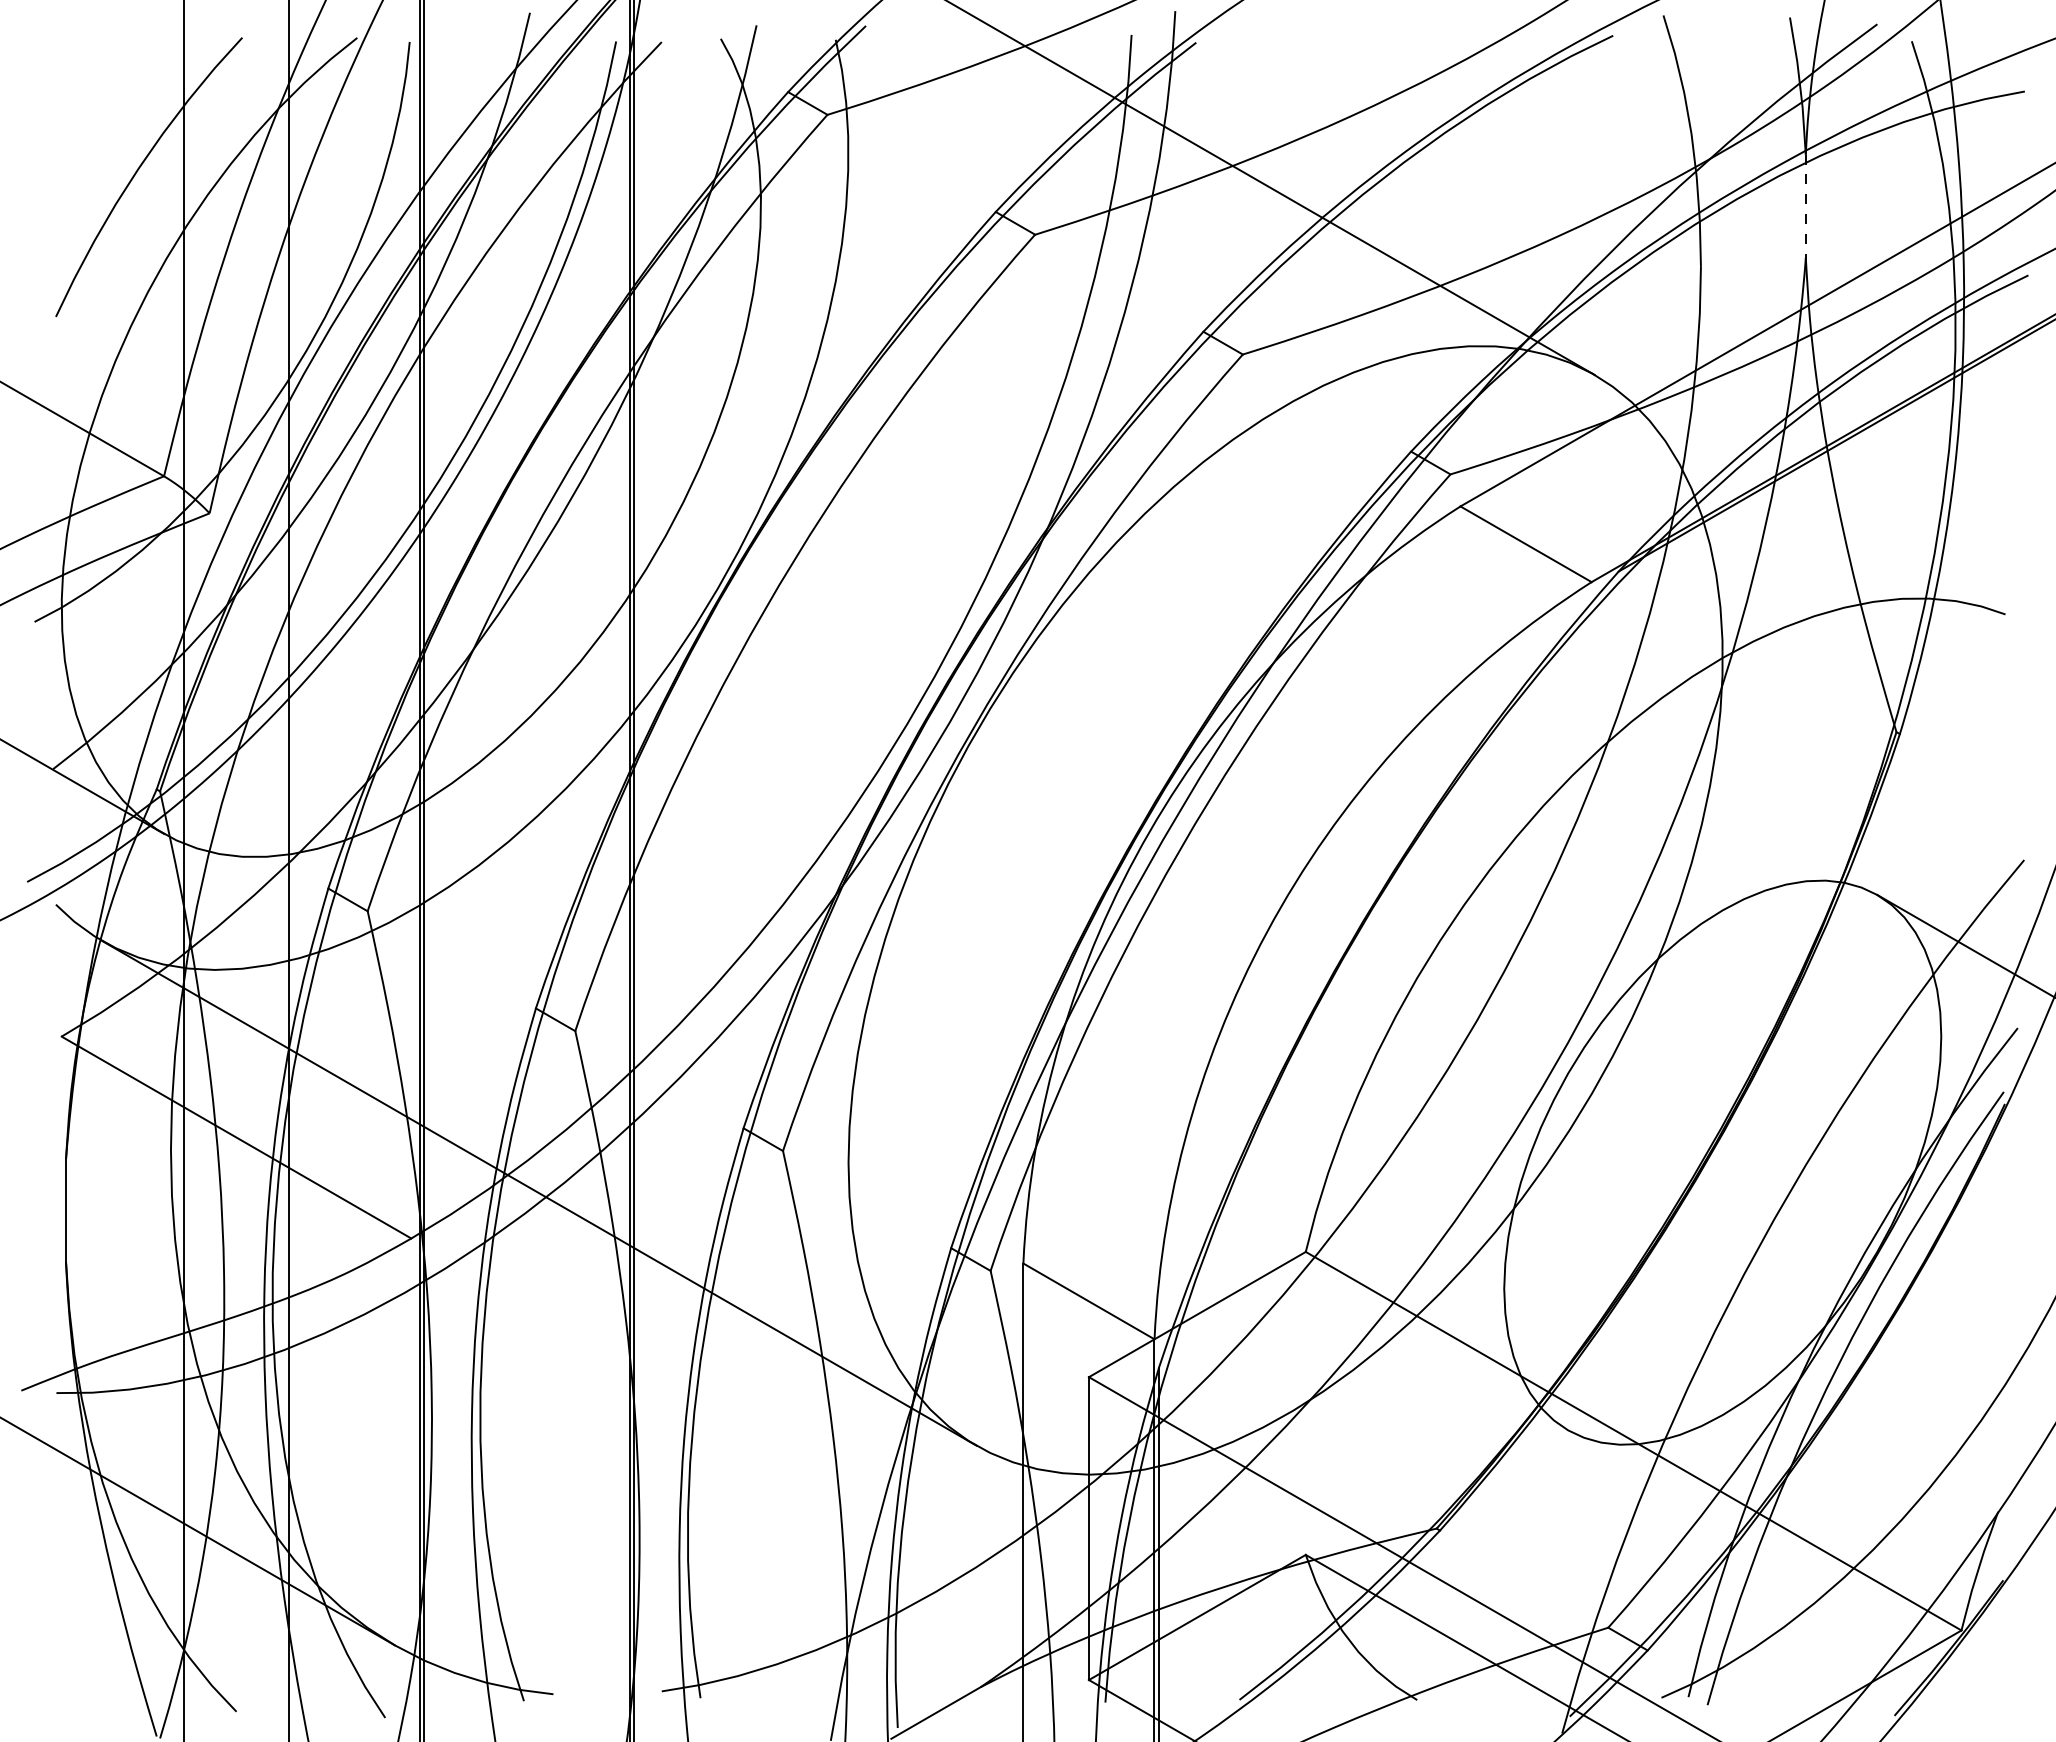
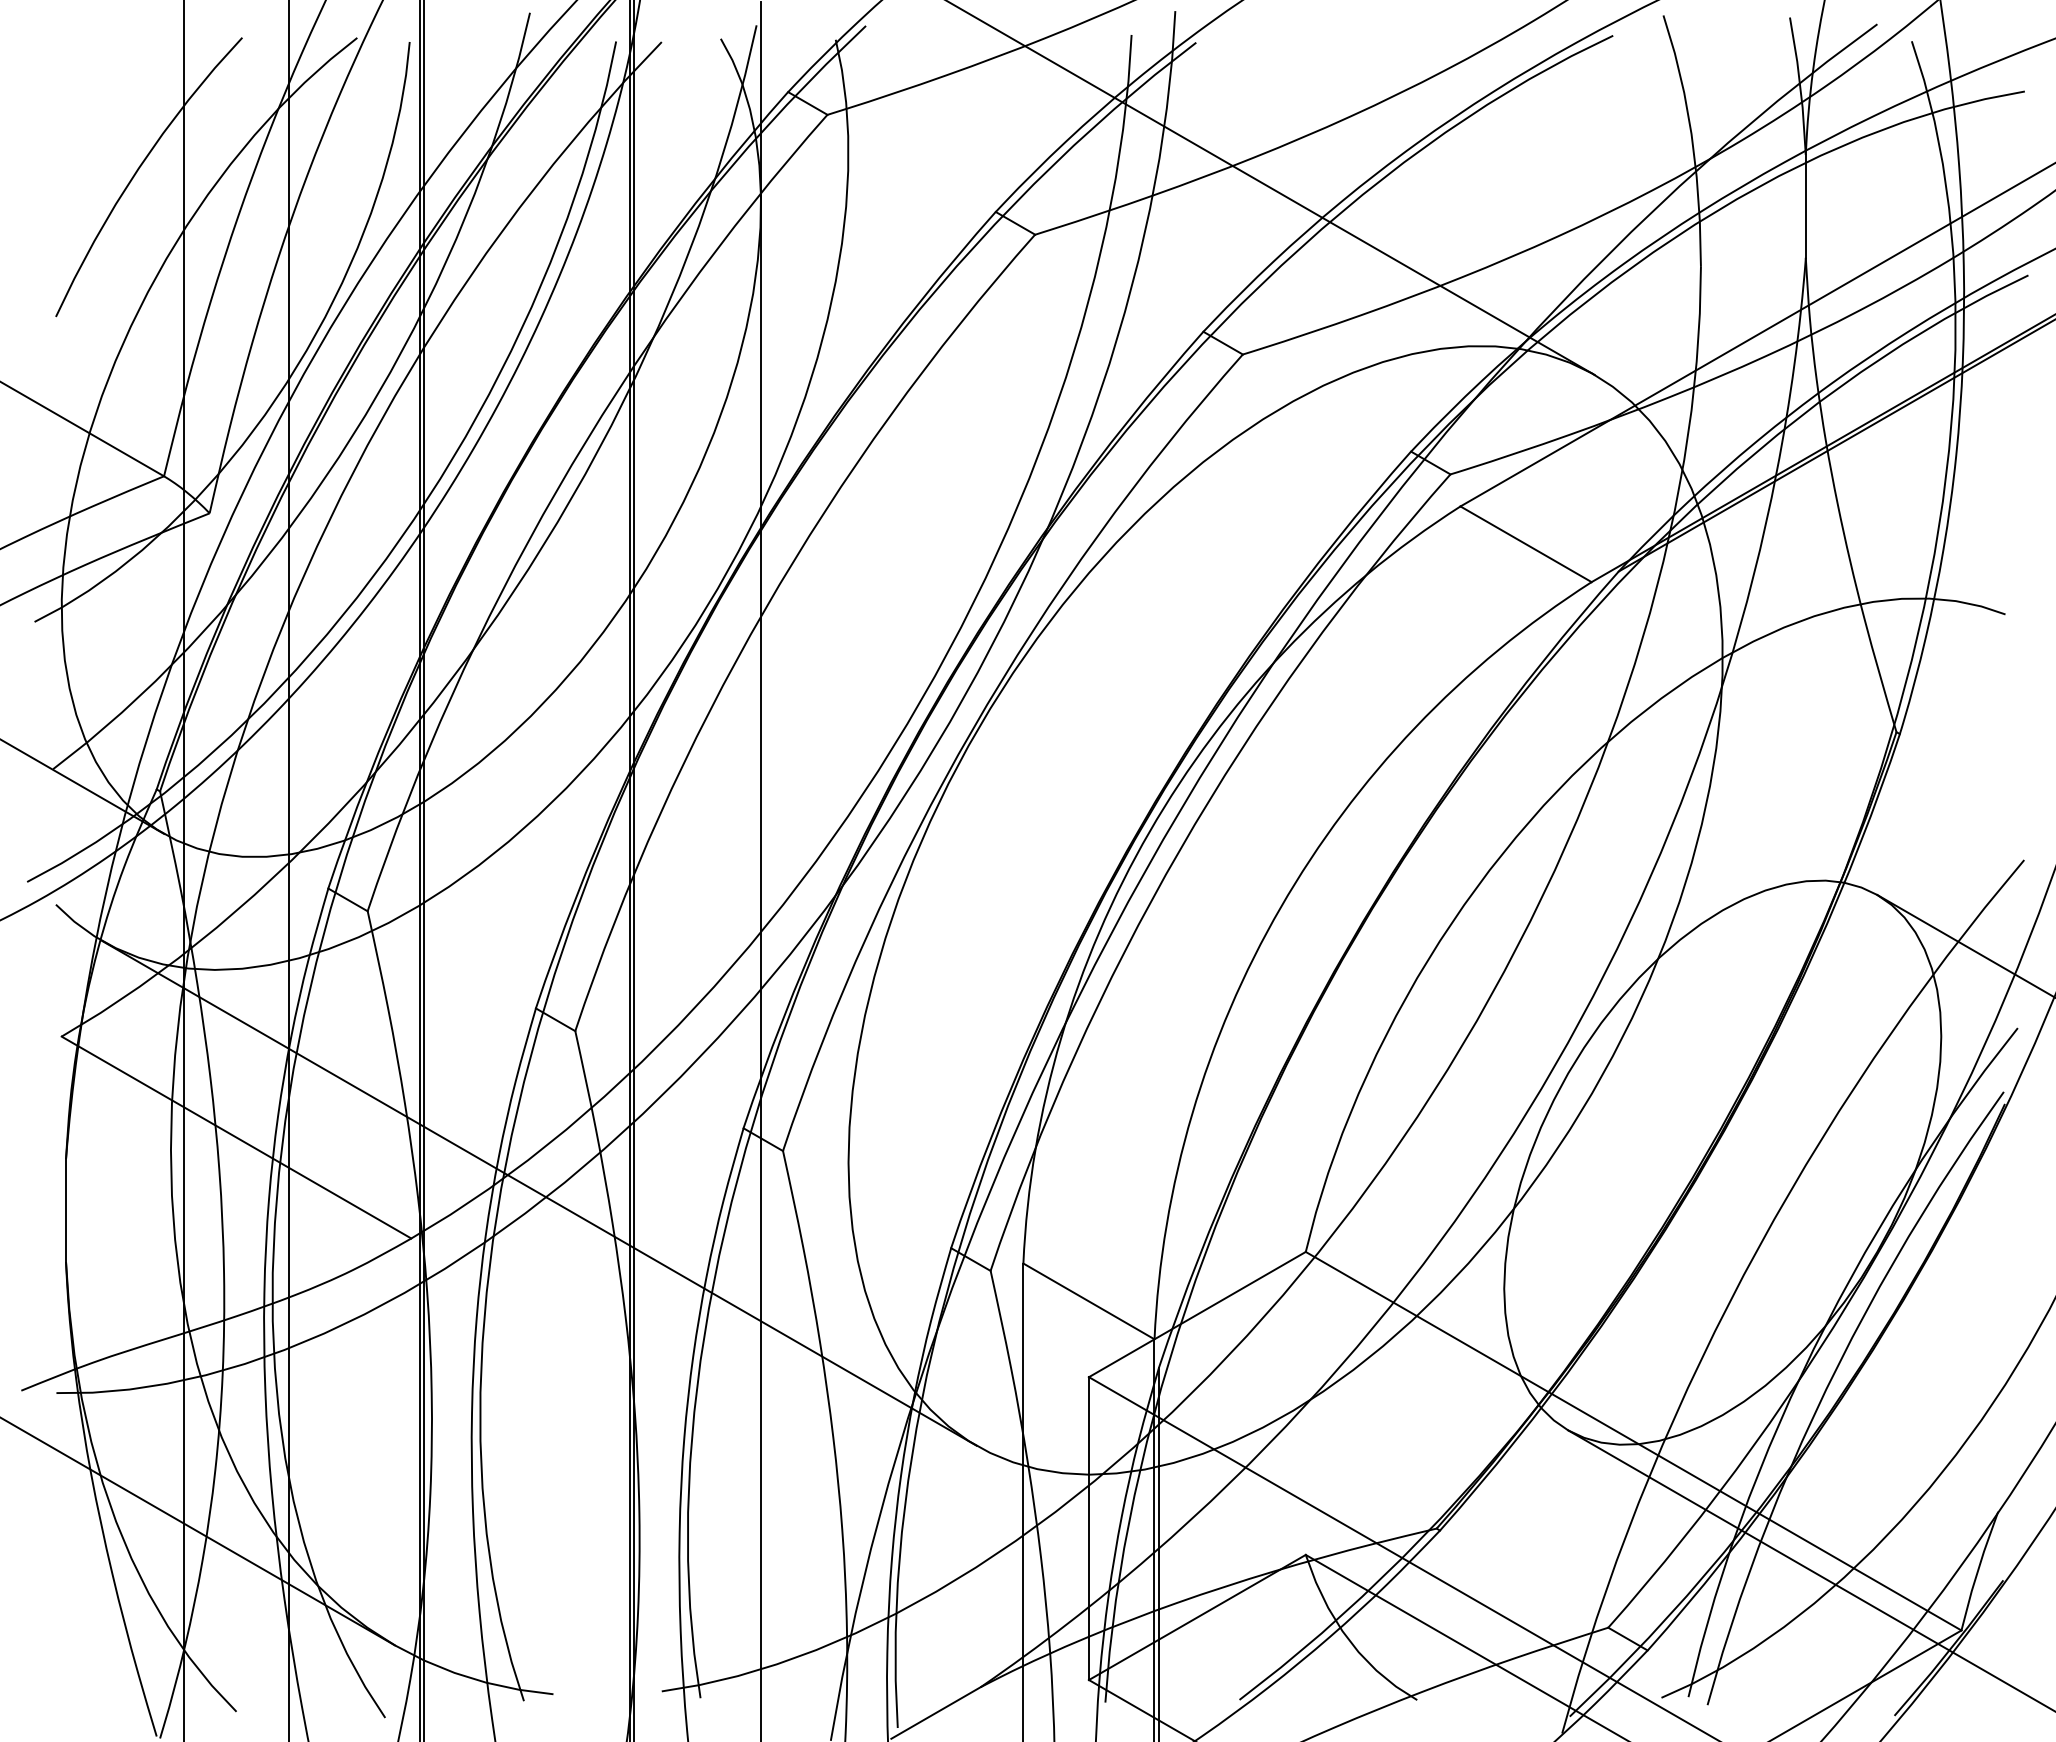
line: dashed -> solid (1805, 206)
line: none -> present (761, 870)
line: none -> present (1810, 1569)
